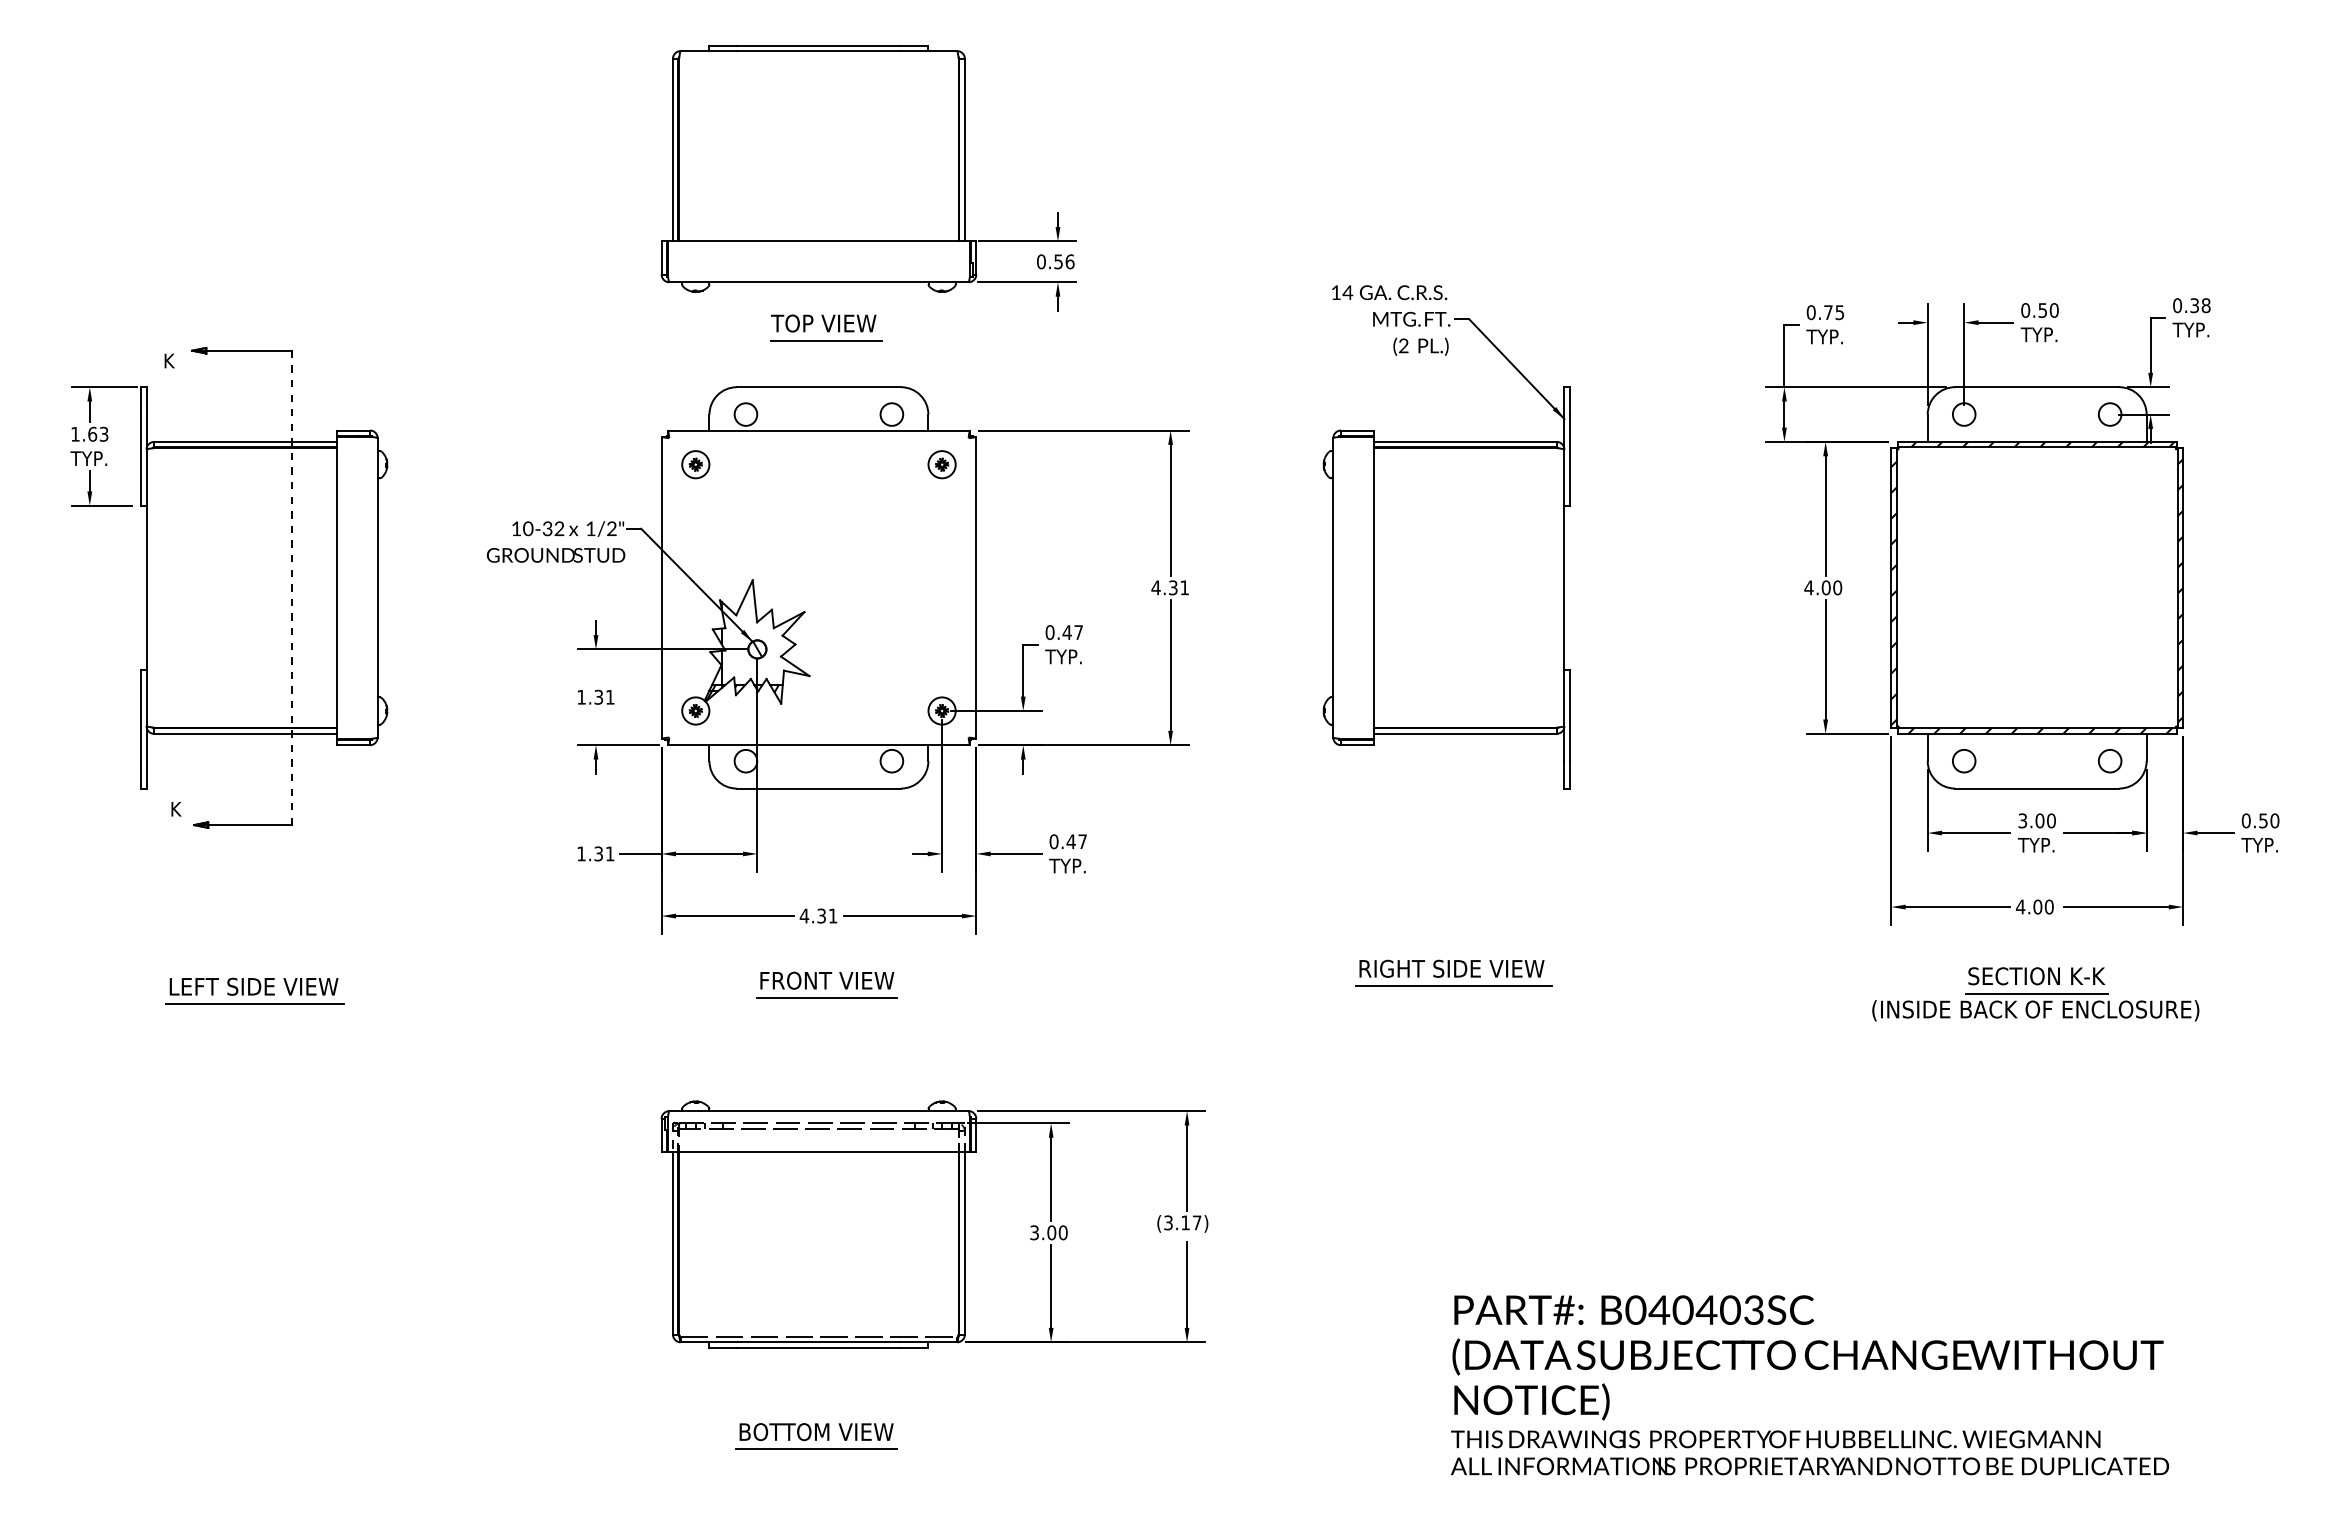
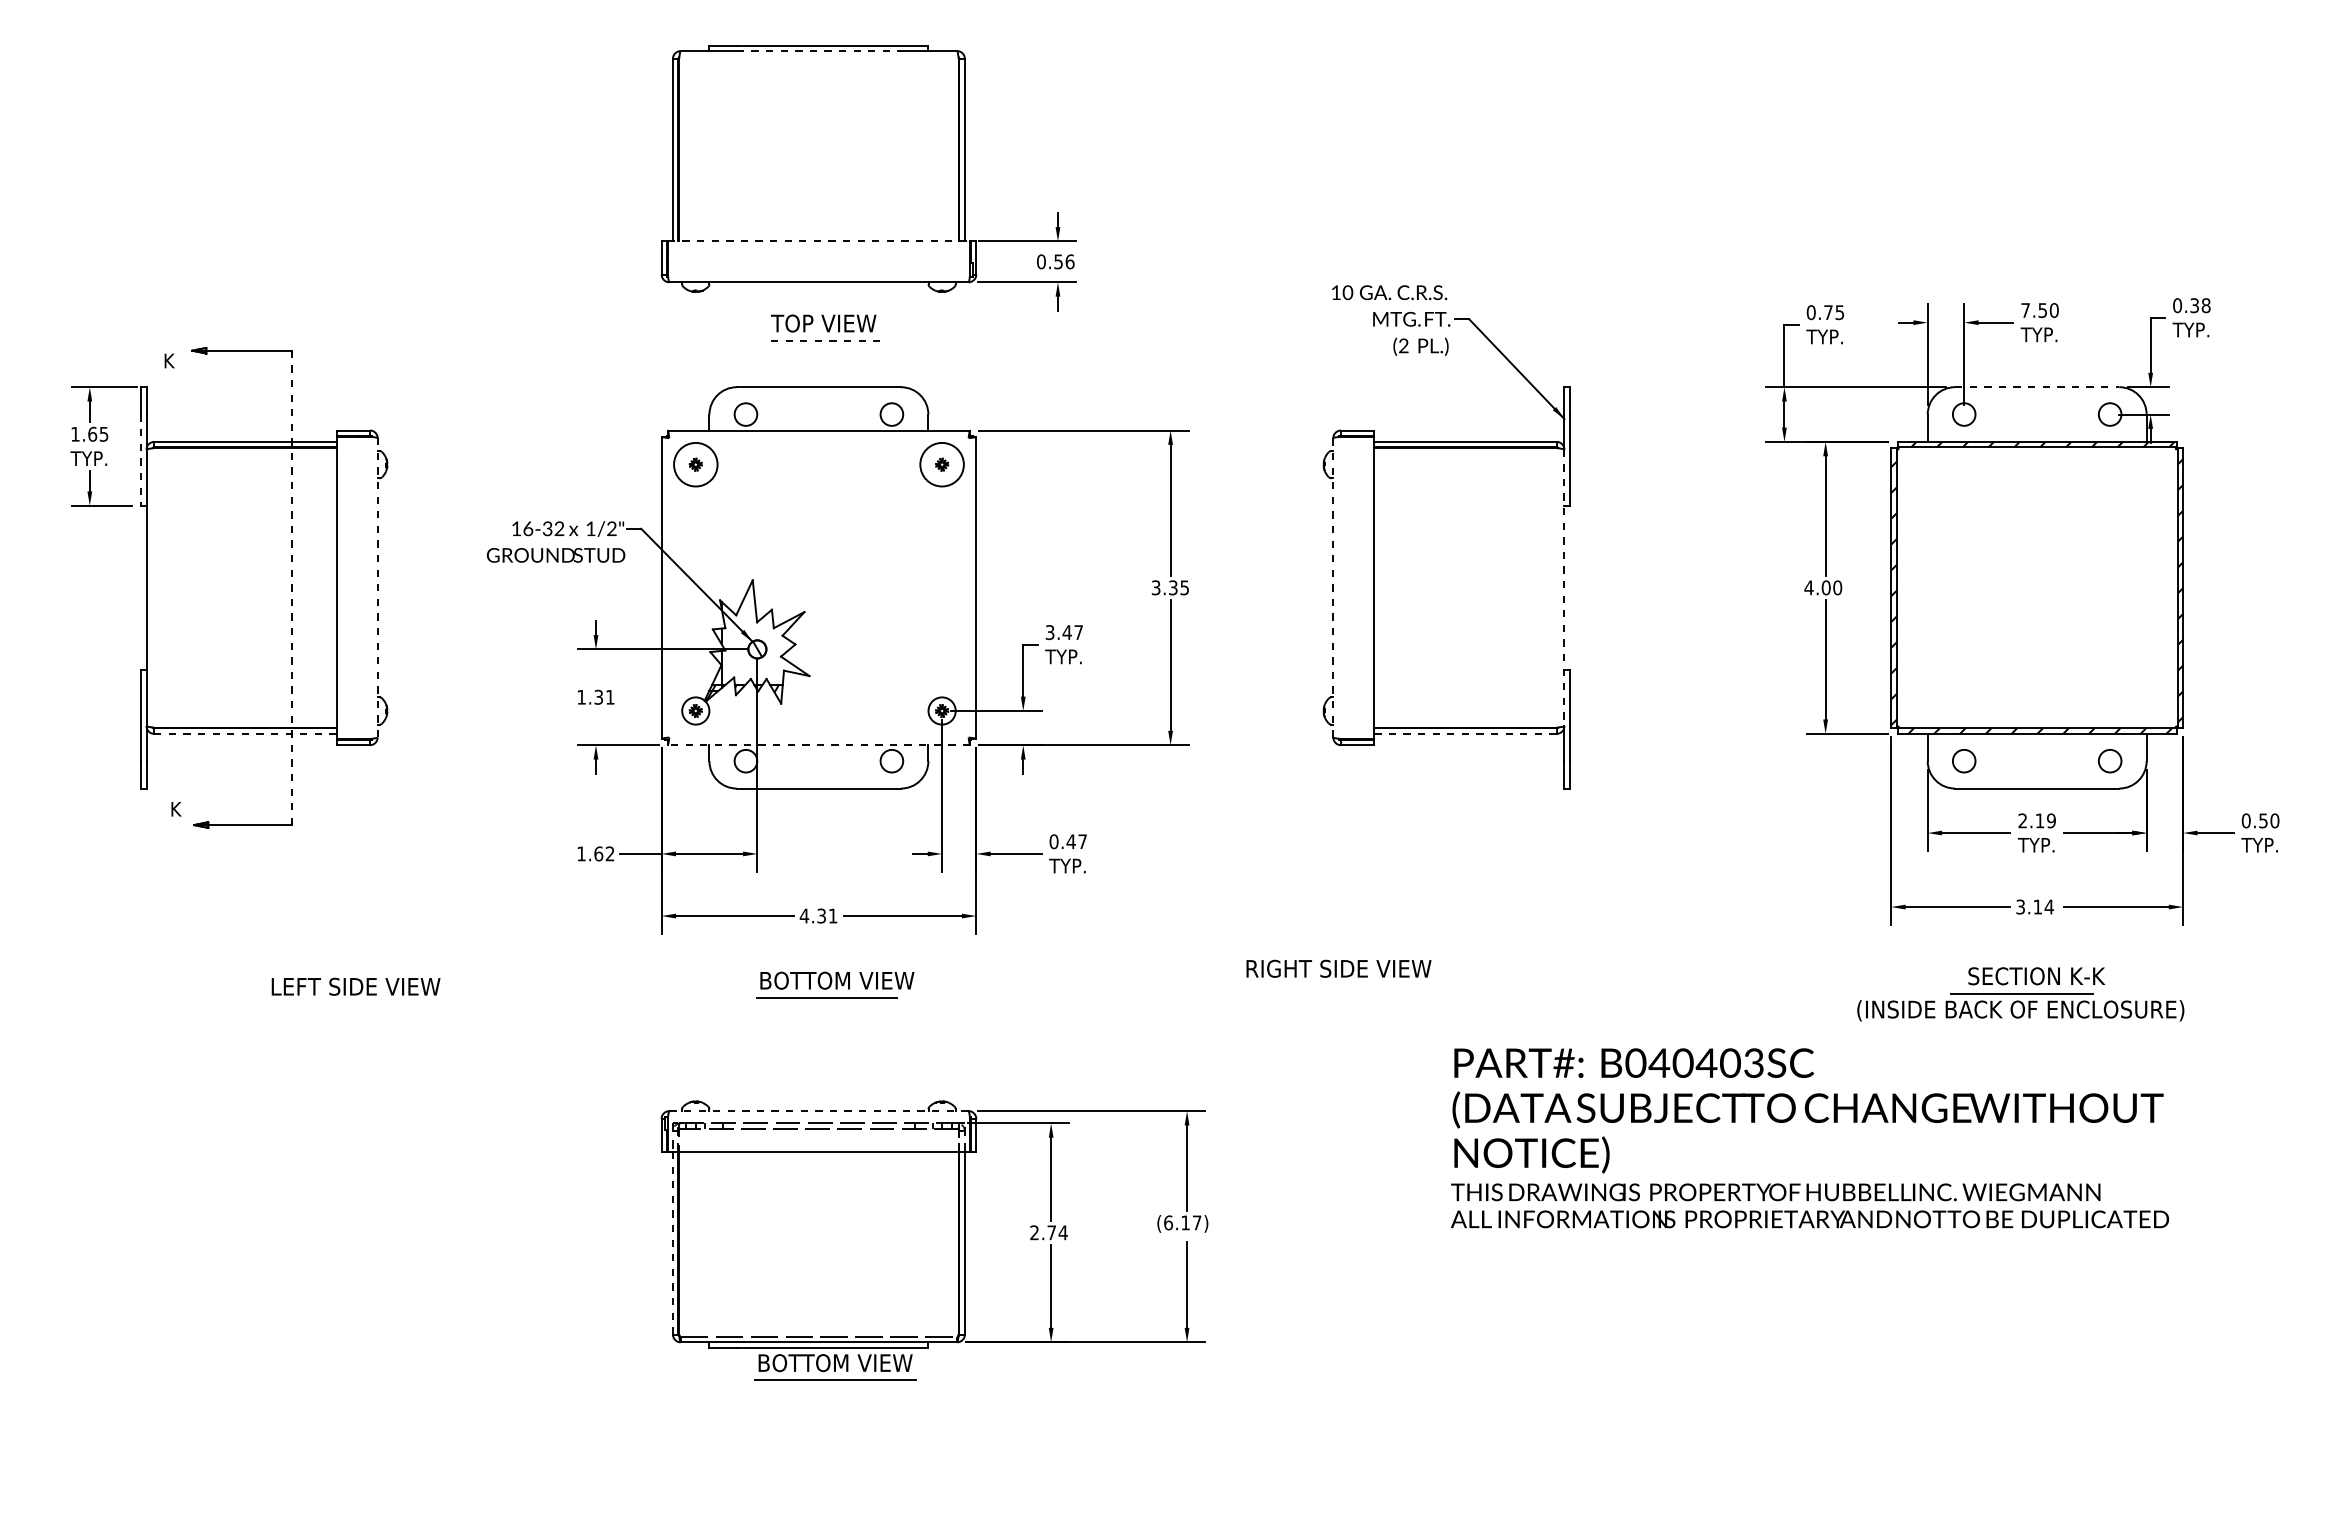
line: solid -> dashed (819, 51)
line: solid -> dashed (819, 241)
text: 14 -> 10 (1347, 292)
text: 0.50 -> 7.50 (2025, 310)
line: solid -> dashed (826, 340)
line: solid -> dashed (2037, 387)
text: 1.63 -> 1.65 (104, 433)
line: solid -> dashed (141, 460)
circle diameter: 27 px -> 44 px (695, 464)
circle diameter: 27 px -> 44 px (941, 464)
text: 10-32 -> 16-32 (528, 528)
line: solid -> dashed (377, 587)
text: 4.31 -> 3.35 (1169, 587)
line: solid -> dashed (1333, 587)
line: solid -> dashed (1564, 588)
text: 0.47 -> 3.47 (1049, 632)
line: solid -> dashed (246, 733)
line: solid -> dashed (1465, 733)
line: solid -> dashed (818, 745)
text: 3.00 -> 2.19 (2036, 820)
text: 1.31 -> 1.62 (604, 853)
text: 4.00 -> 3.14 (2034, 906)
text position: (1451, 968) -> (1338, 968) (1338, 968)
text: FRONT VIEW -> BOTTOM VIEW (838, 980)
text position: (253, 986) -> (355, 986) (355, 986)
line: present -> none (1453, 986)
line: present -> none (254, 1004)
part position: (2035, 1007) -> (2020, 1007) (2020, 1007)
line: solid -> dashed (818, 1111)
text: (3.17) -> (6.17) (1168, 1222)
text: 3.00 -> 2.74 (1048, 1232)
line: solid -> dashed (672, 1243)
text position: (1810, 1385) -> (1810, 1138) (1810, 1138)
part position: (816, 1436) -> (835, 1367) (835, 1367)
